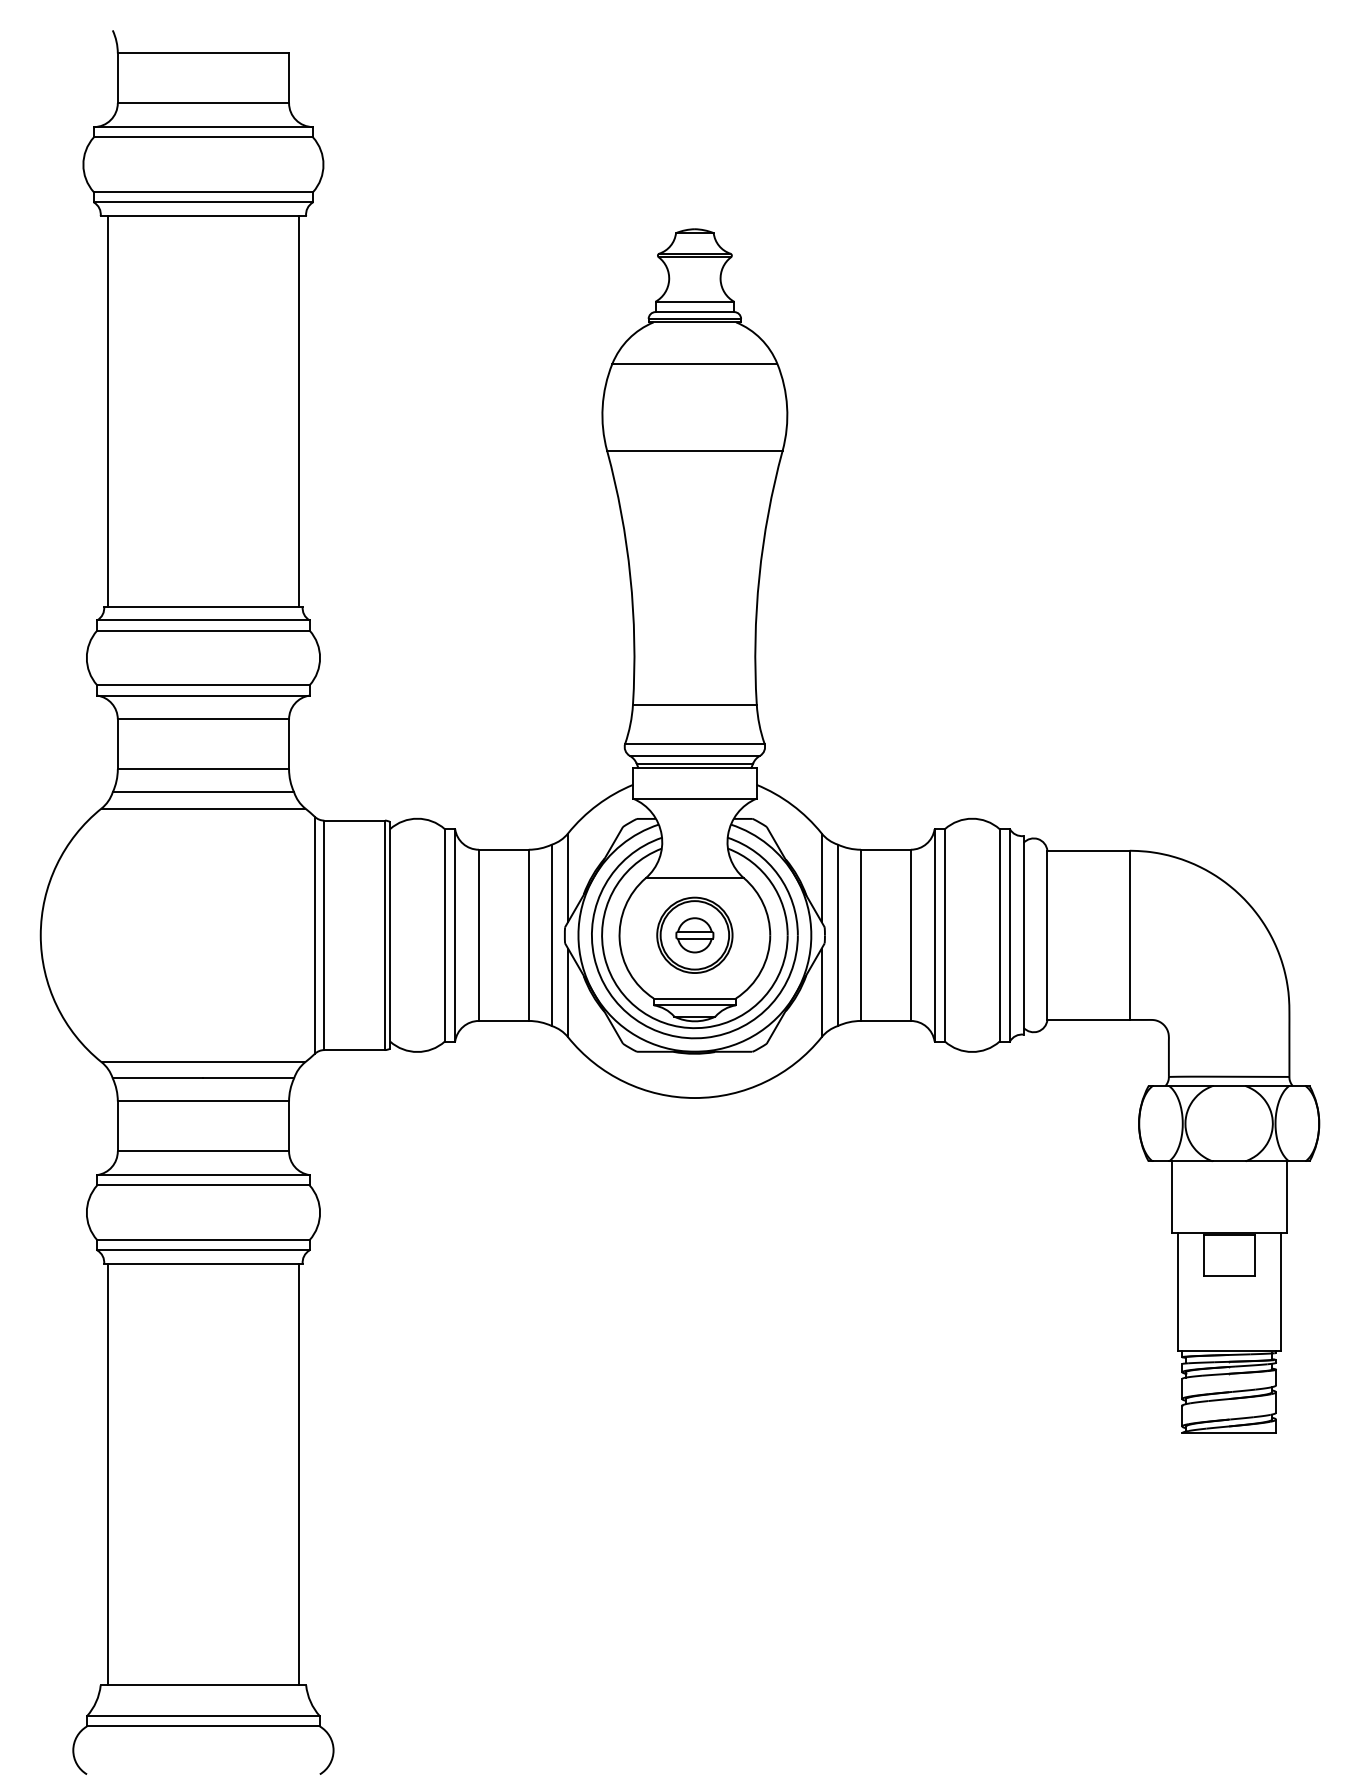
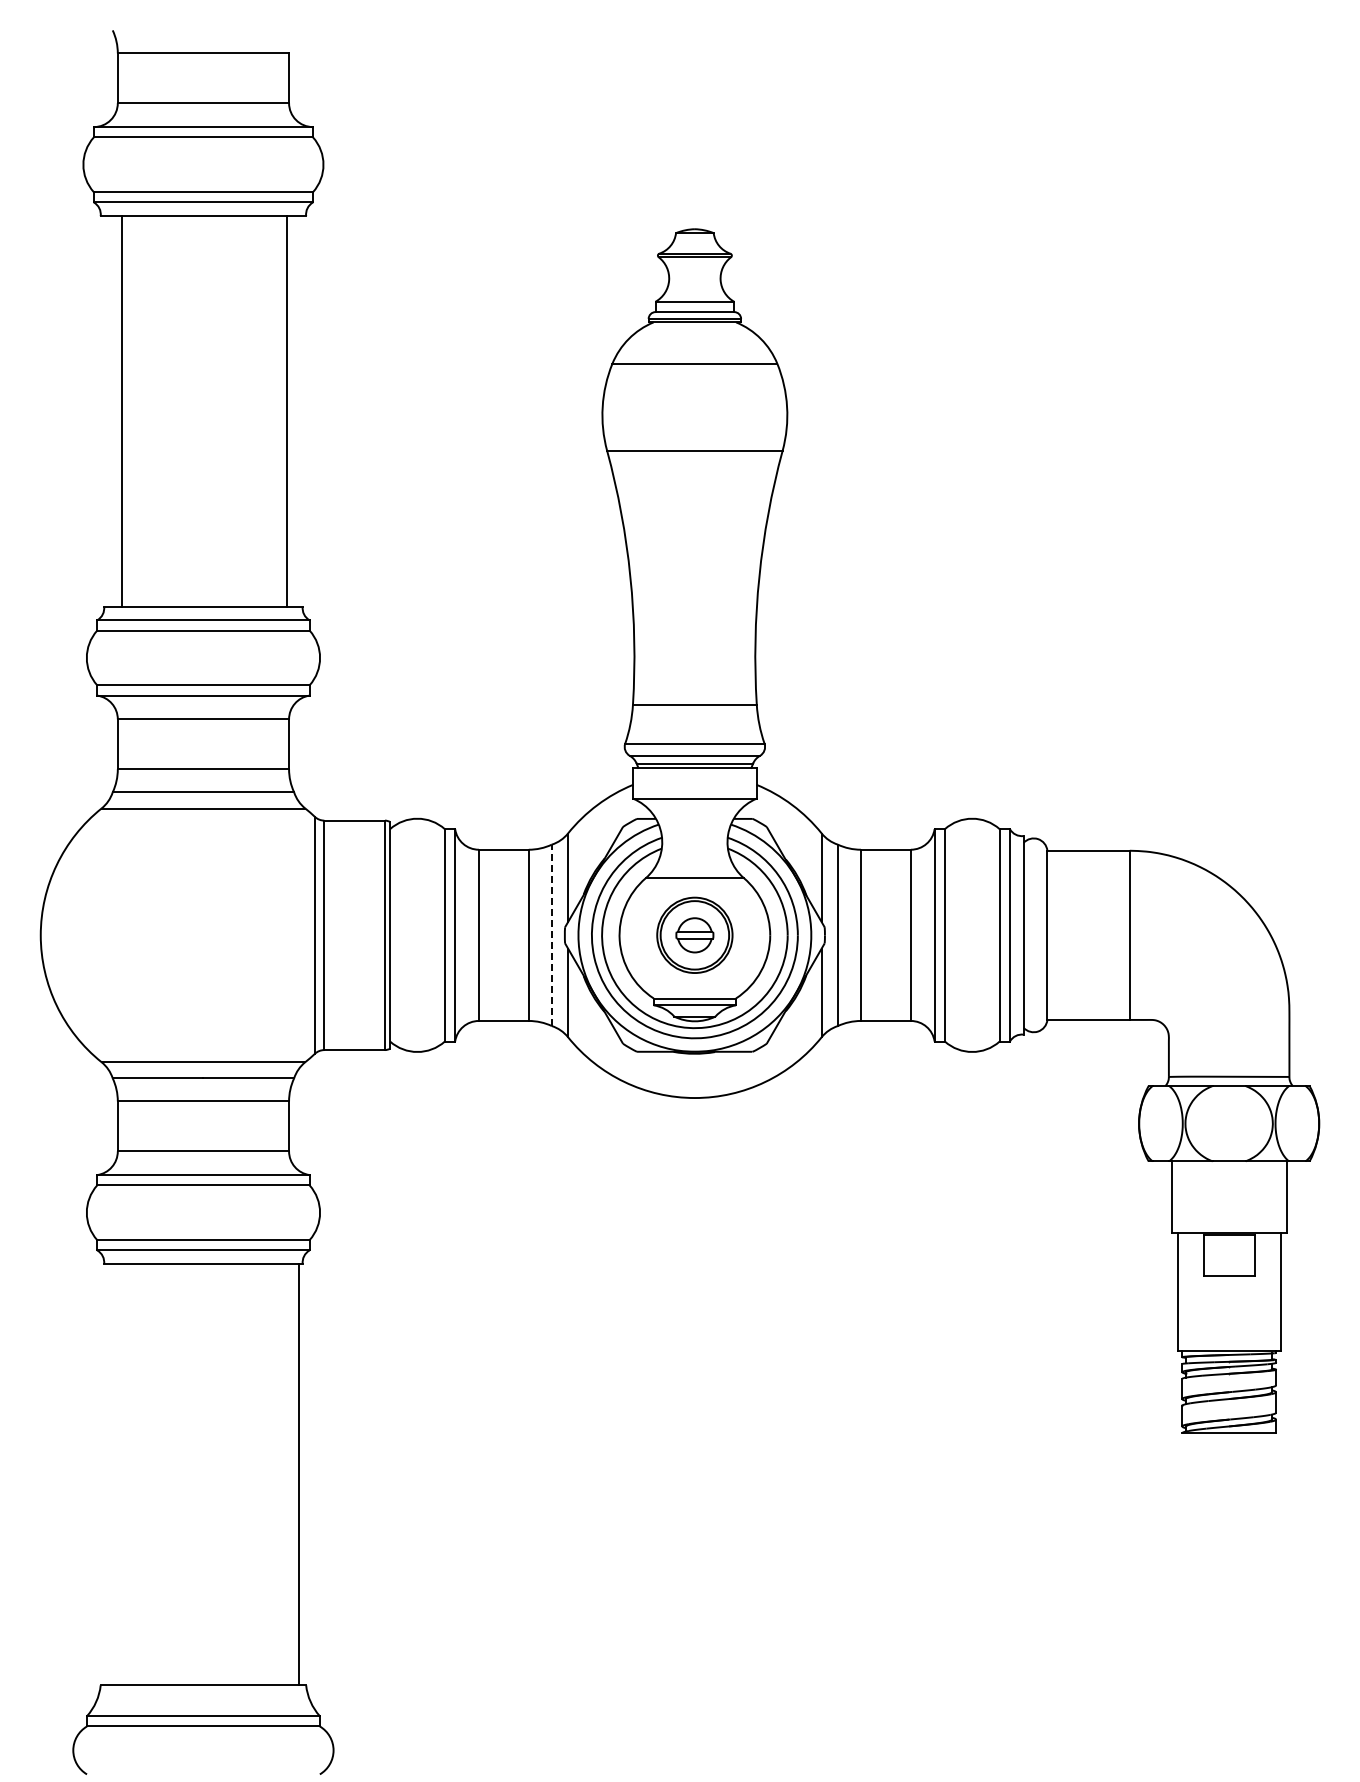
line position: (107, 411) -> (121, 411) (121, 411)
line position: (299, 411) -> (287, 411) (287, 411)
line: solid -> dashed (551, 935)
line: present -> none (107, 1474)
